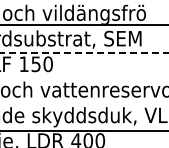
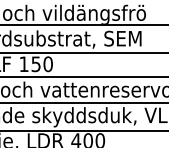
line: dashed -> solid (85, 52)
line: none -> present (83, 77)
line: none -> present (83, 102)
